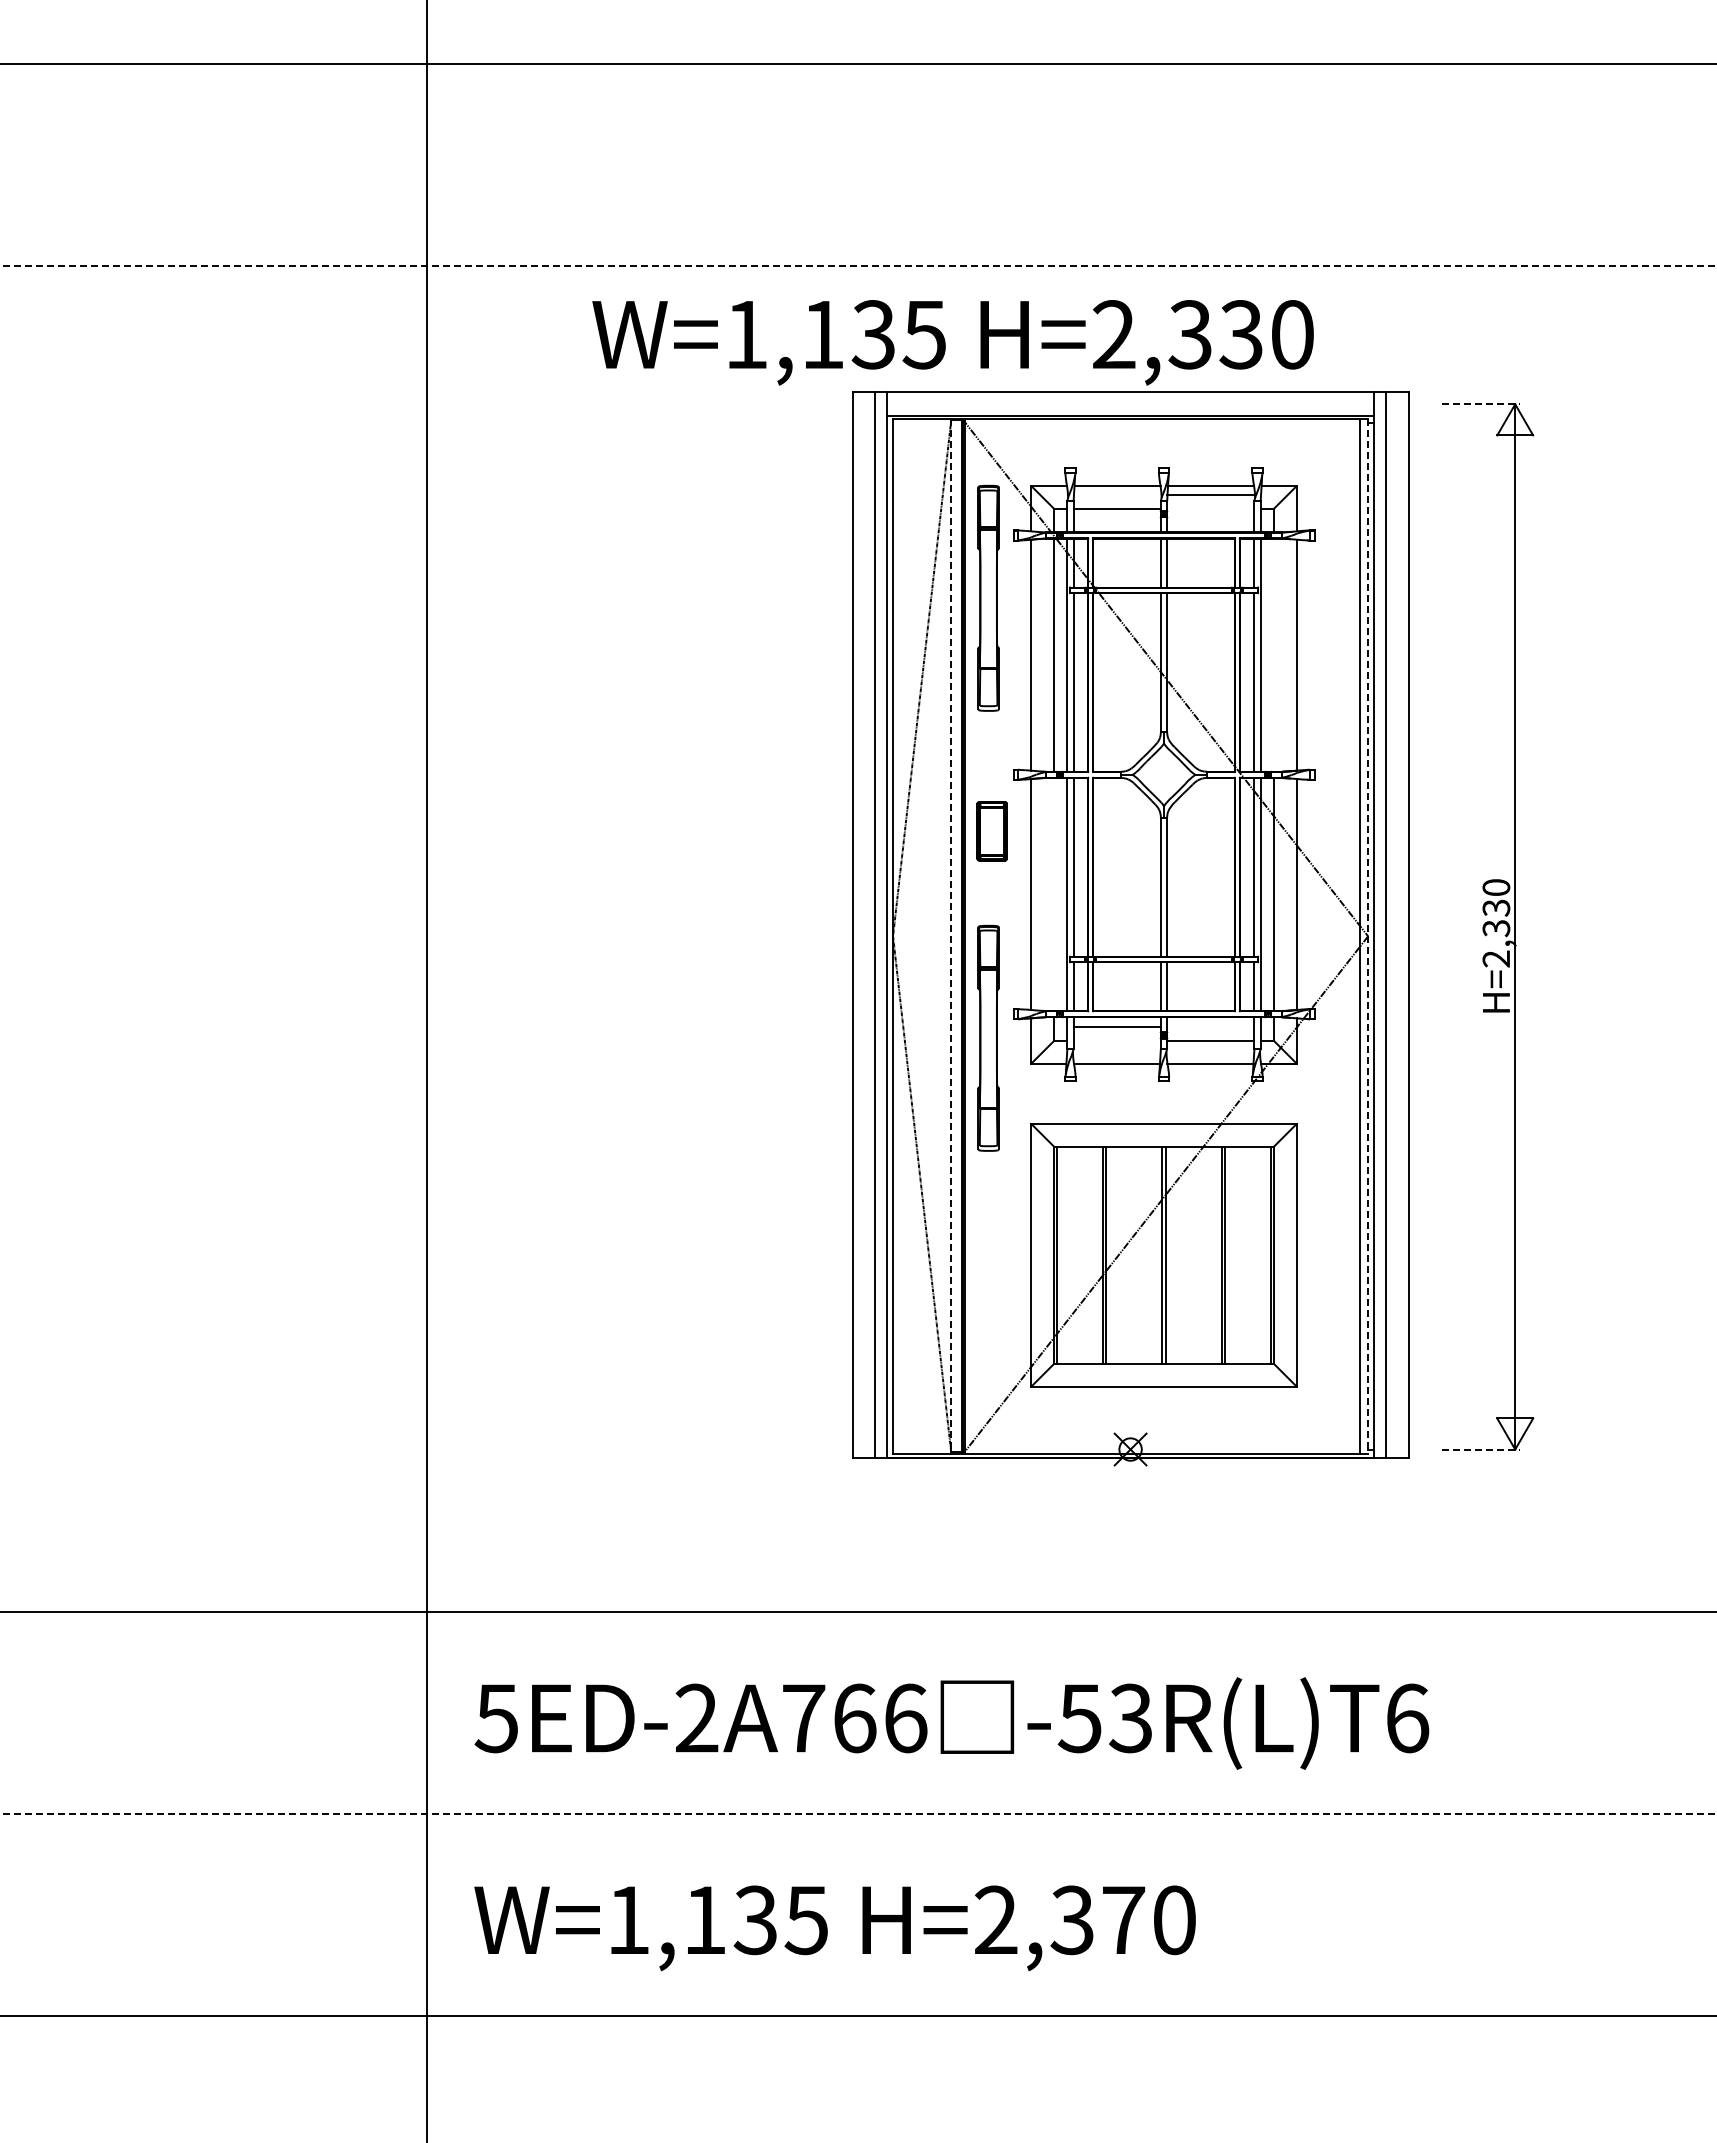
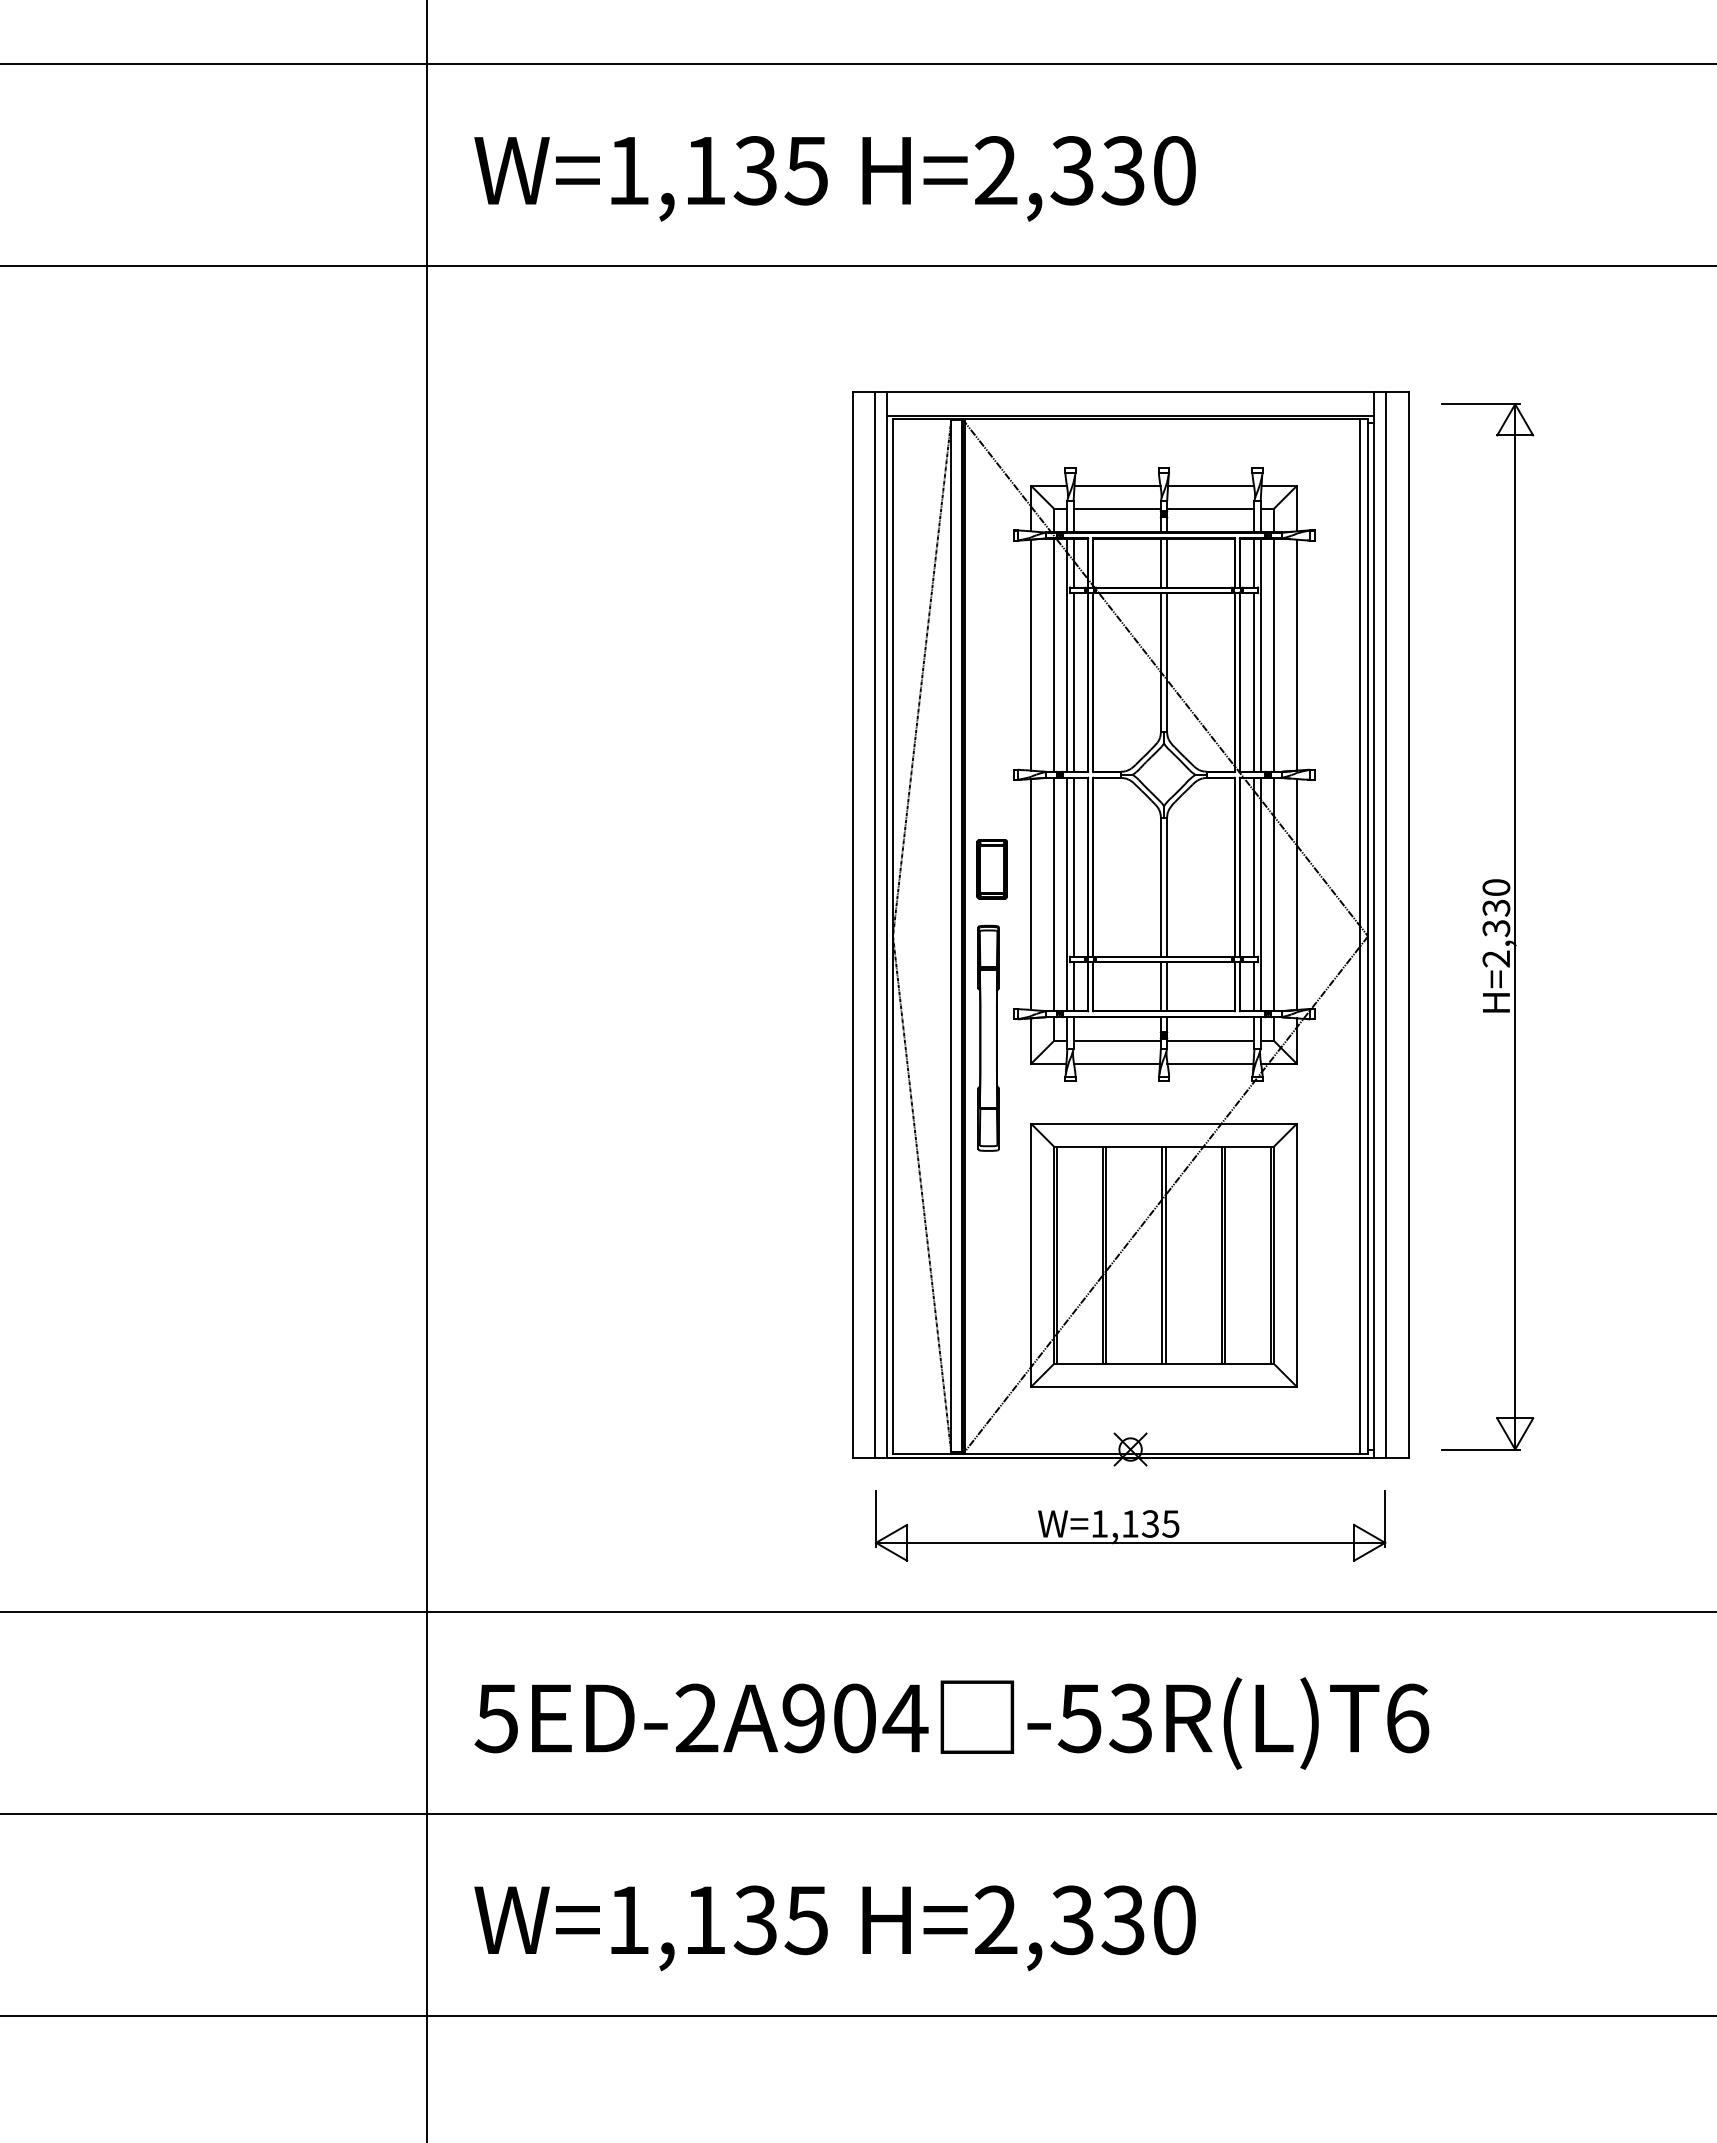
line: dashed -> solid (859, 266)
text position: (952, 342) -> (834, 178) (834, 178)
line: dashed -> solid (1480, 404)
line position: (1210, 494) -> (1210, 508) (1210, 508)
part: present -> none (988, 597)
line: none -> present (1274, 654)
part position: (991, 831) -> (991, 869) (991, 869)
line: none -> present (1053, 894)
line: dashed -> solid (951, 936)
line: dashed -> solid (1368, 936)
line position: (1116, 1027) -> (1116, 1041) (1116, 1041)
line: dashed -> solid (1480, 1449)
part: none -> present (1130, 1525)
text: 5ED-2A766 -> 5ED-2A904 (855, 1718)
line: dashed -> solid (859, 1813)
text: H=2,370 -> H=2,330 (1123, 1920)
